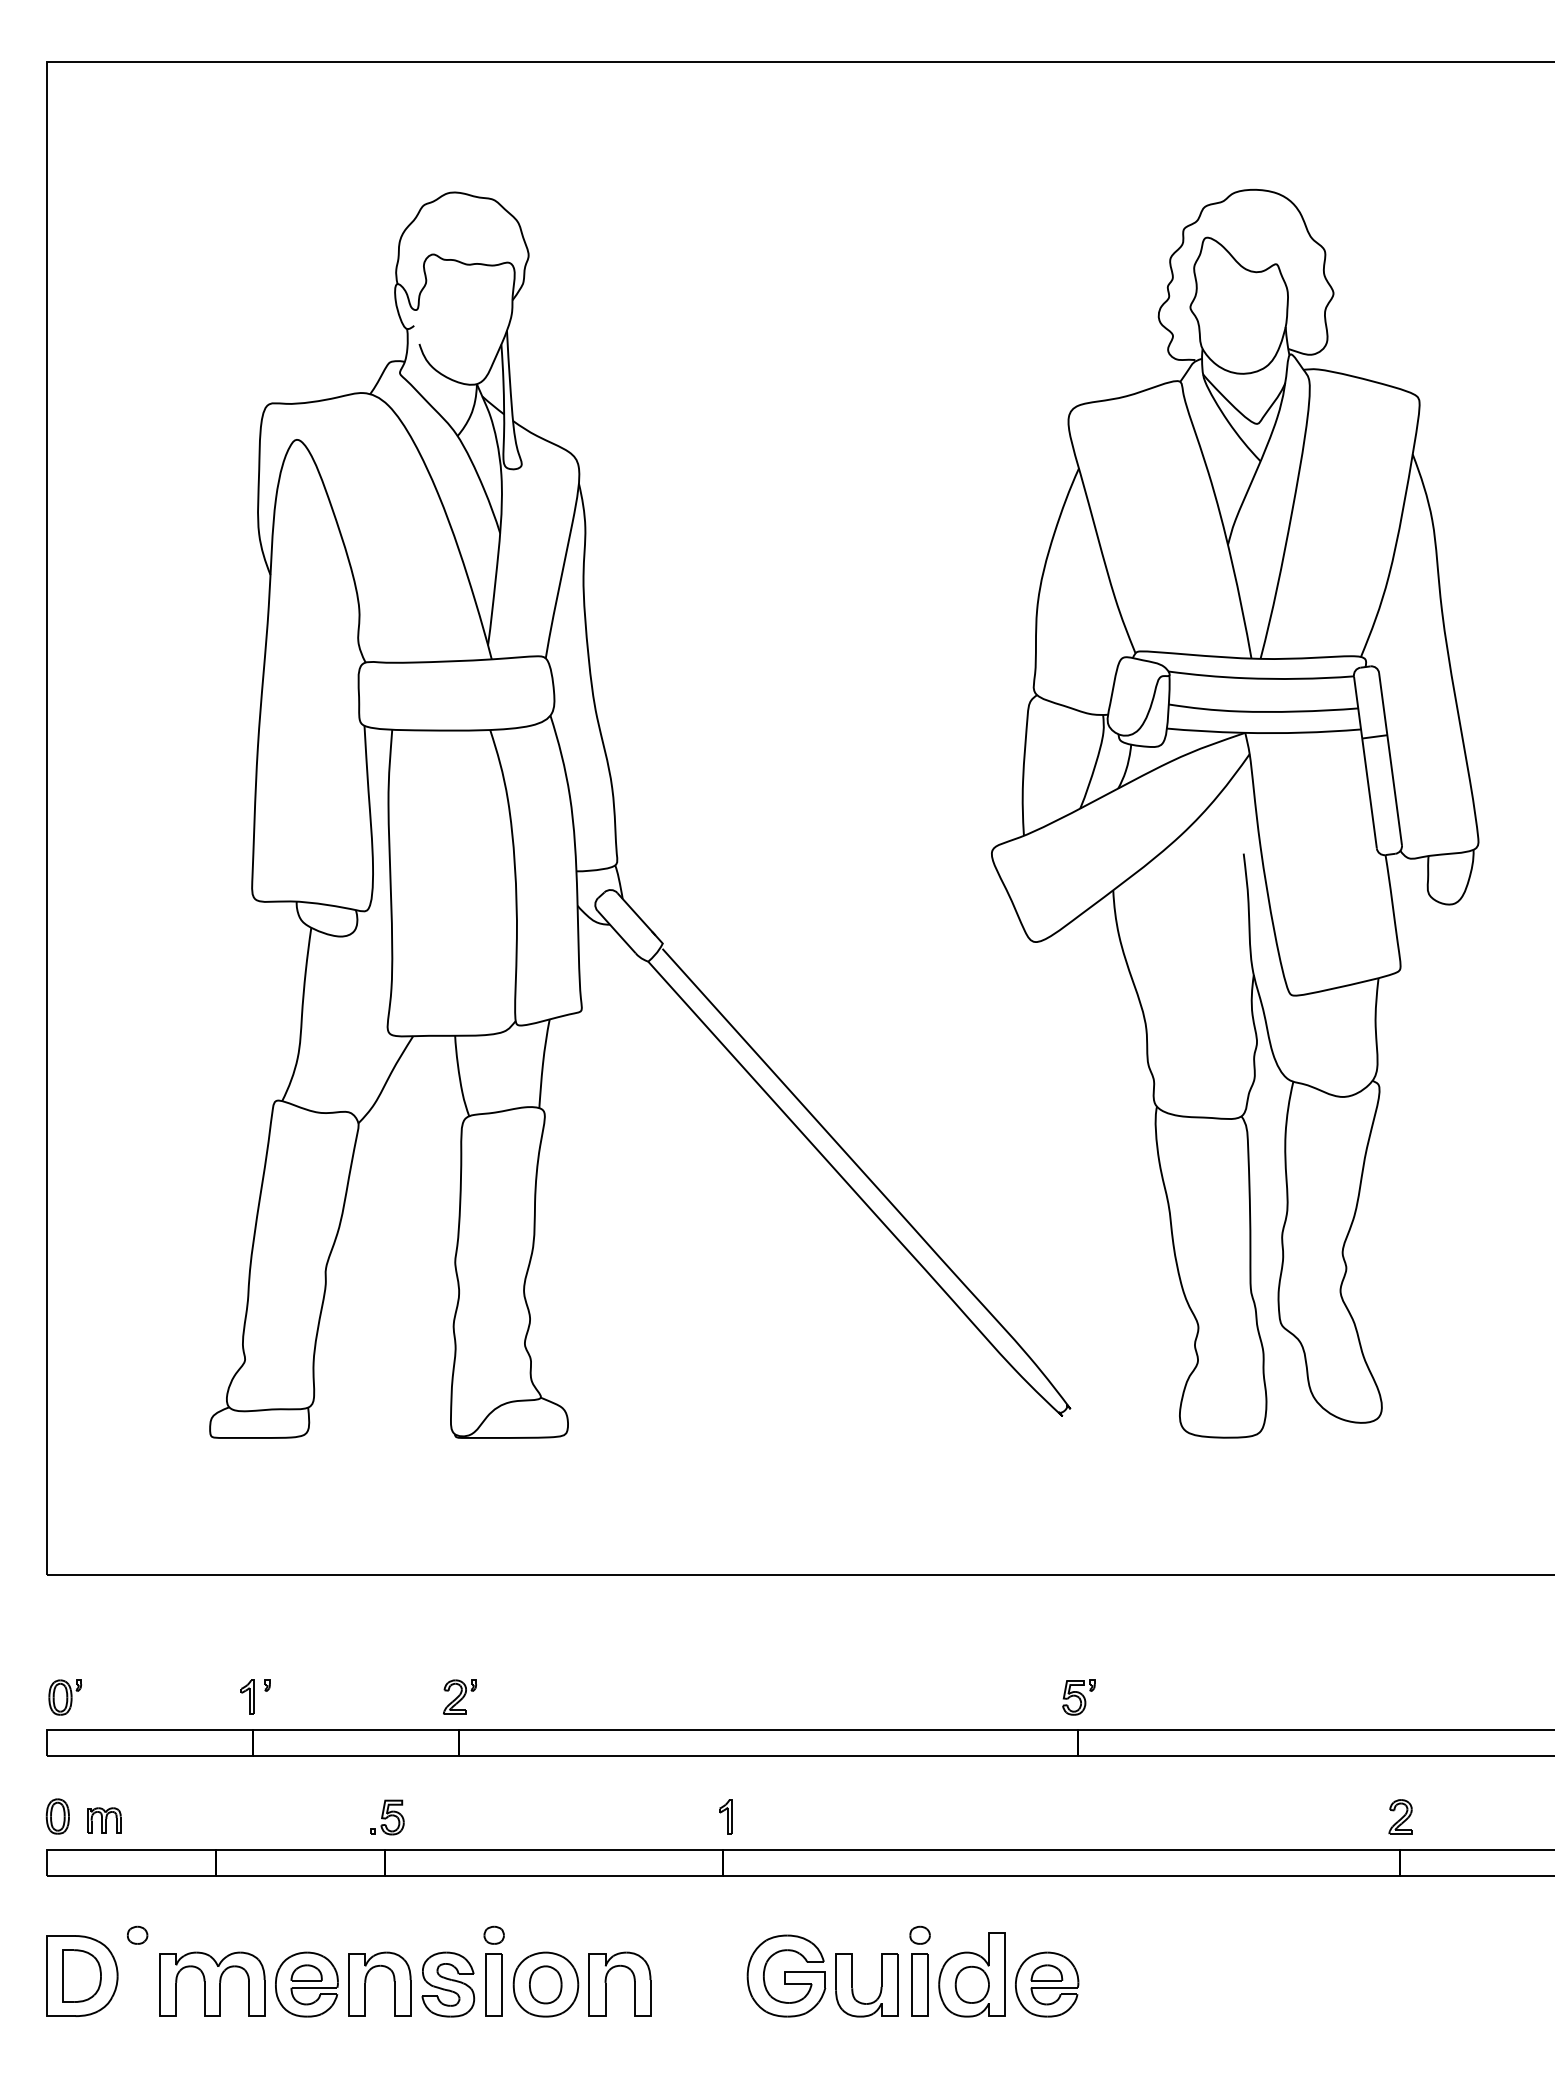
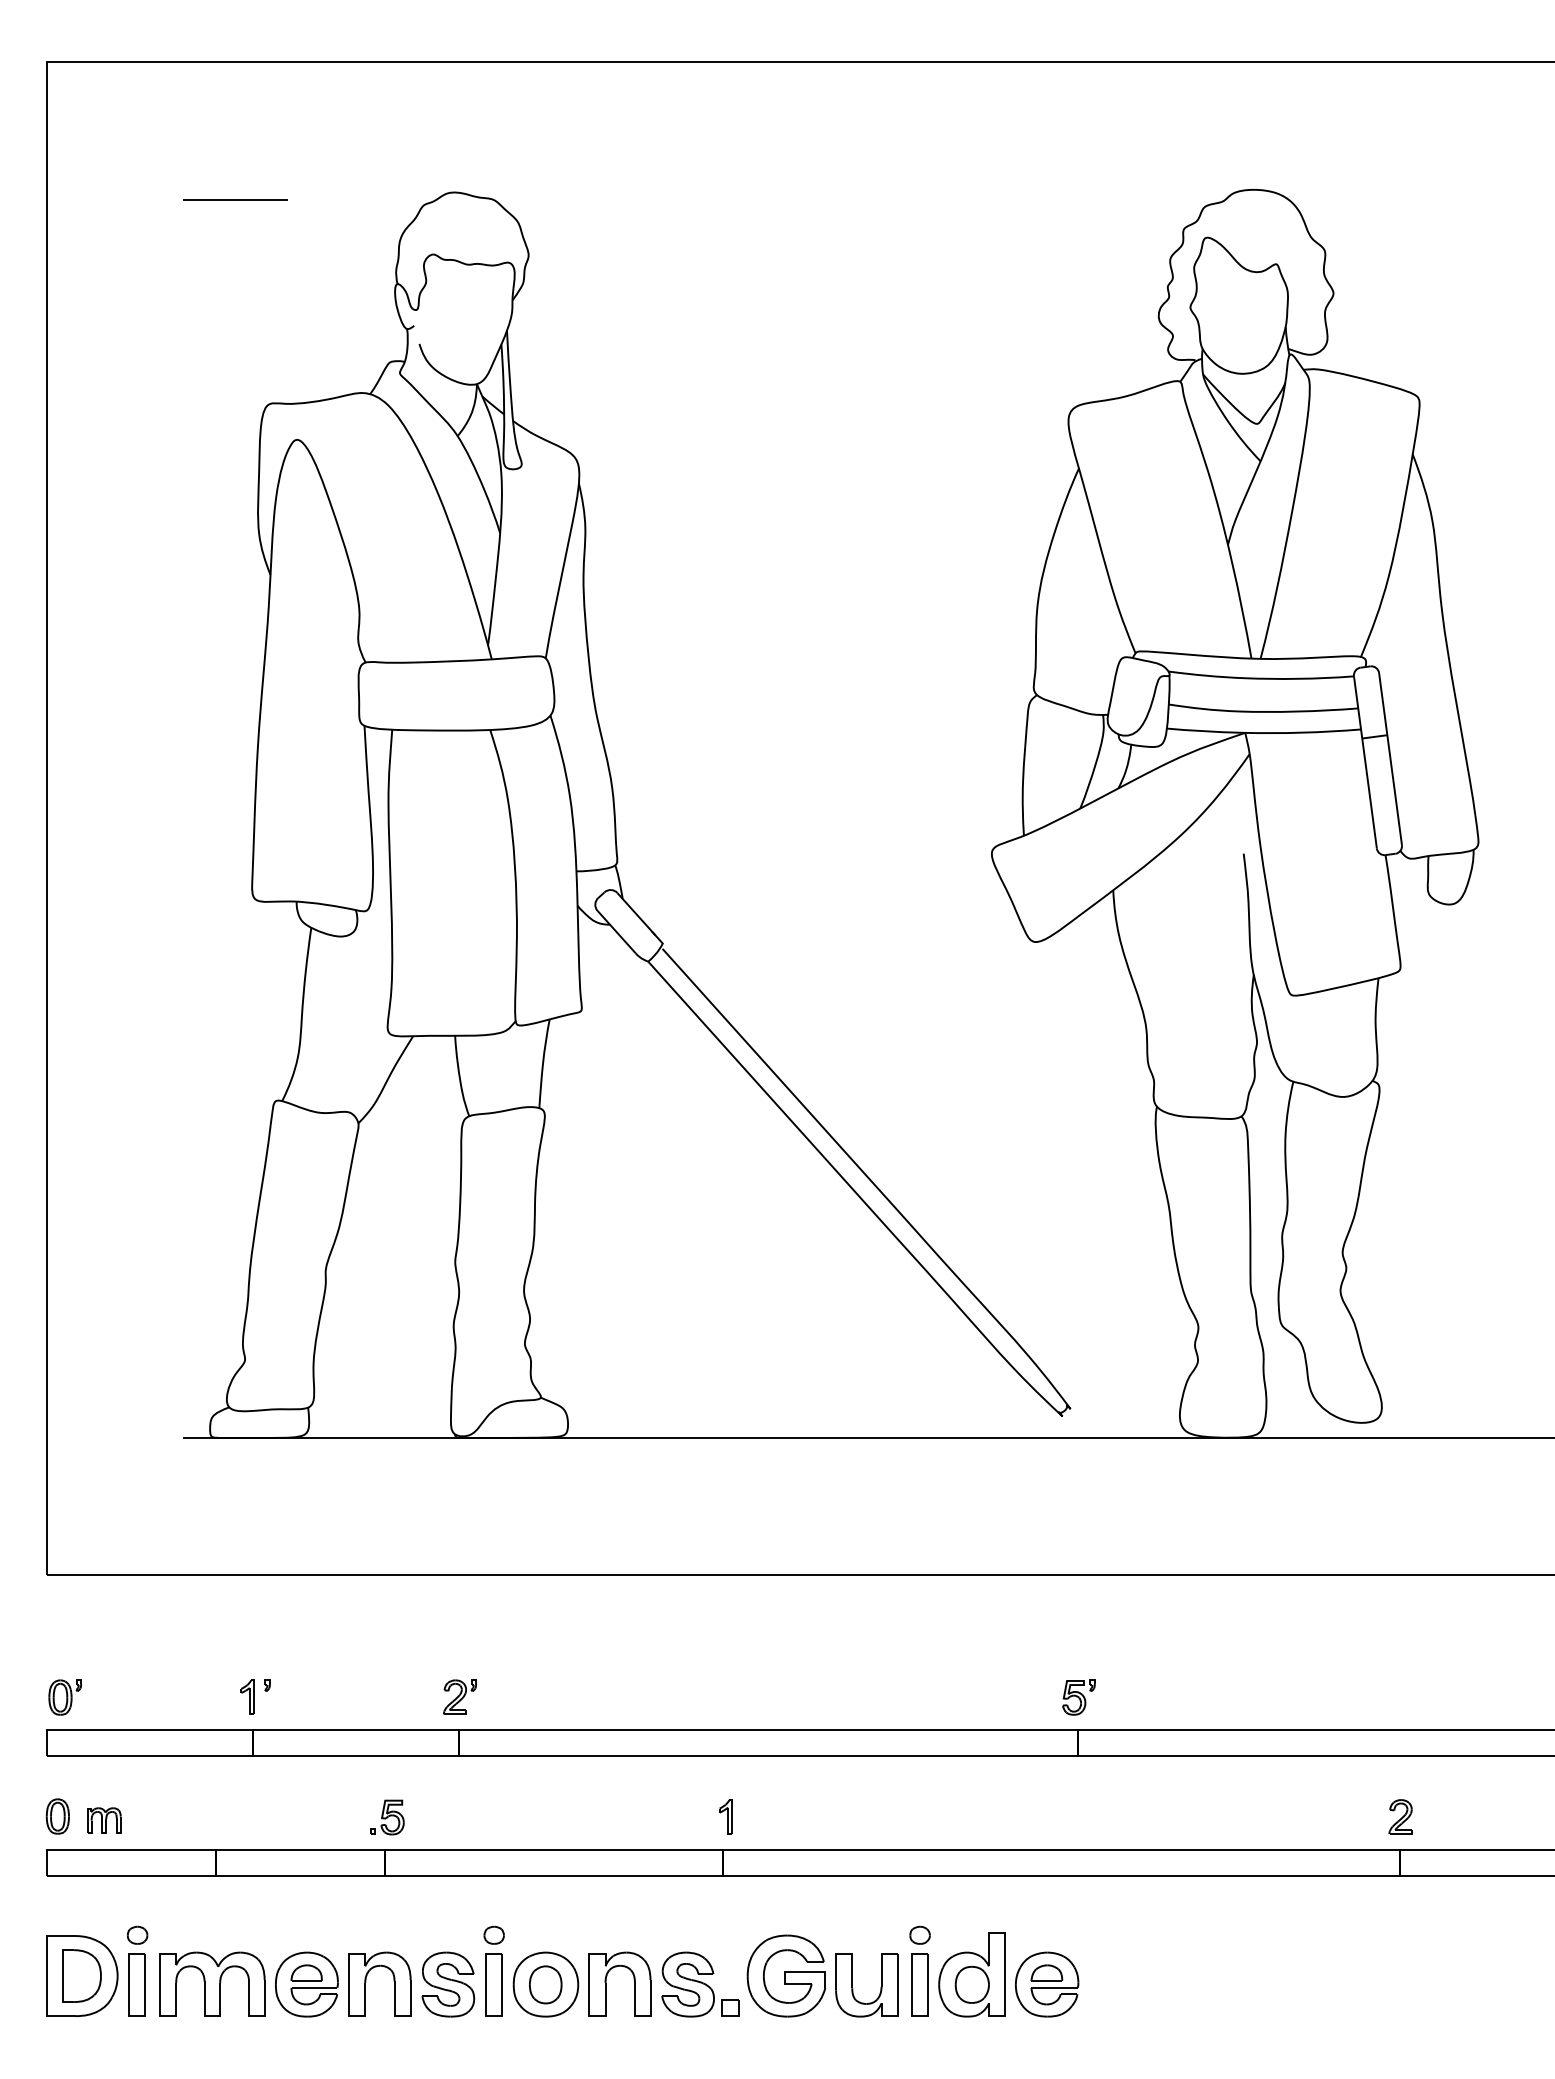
line: none -> present (235, 199)
line: none -> present (867, 1437)
part: none -> present (136, 1984)
part: none -> present (700, 1984)
